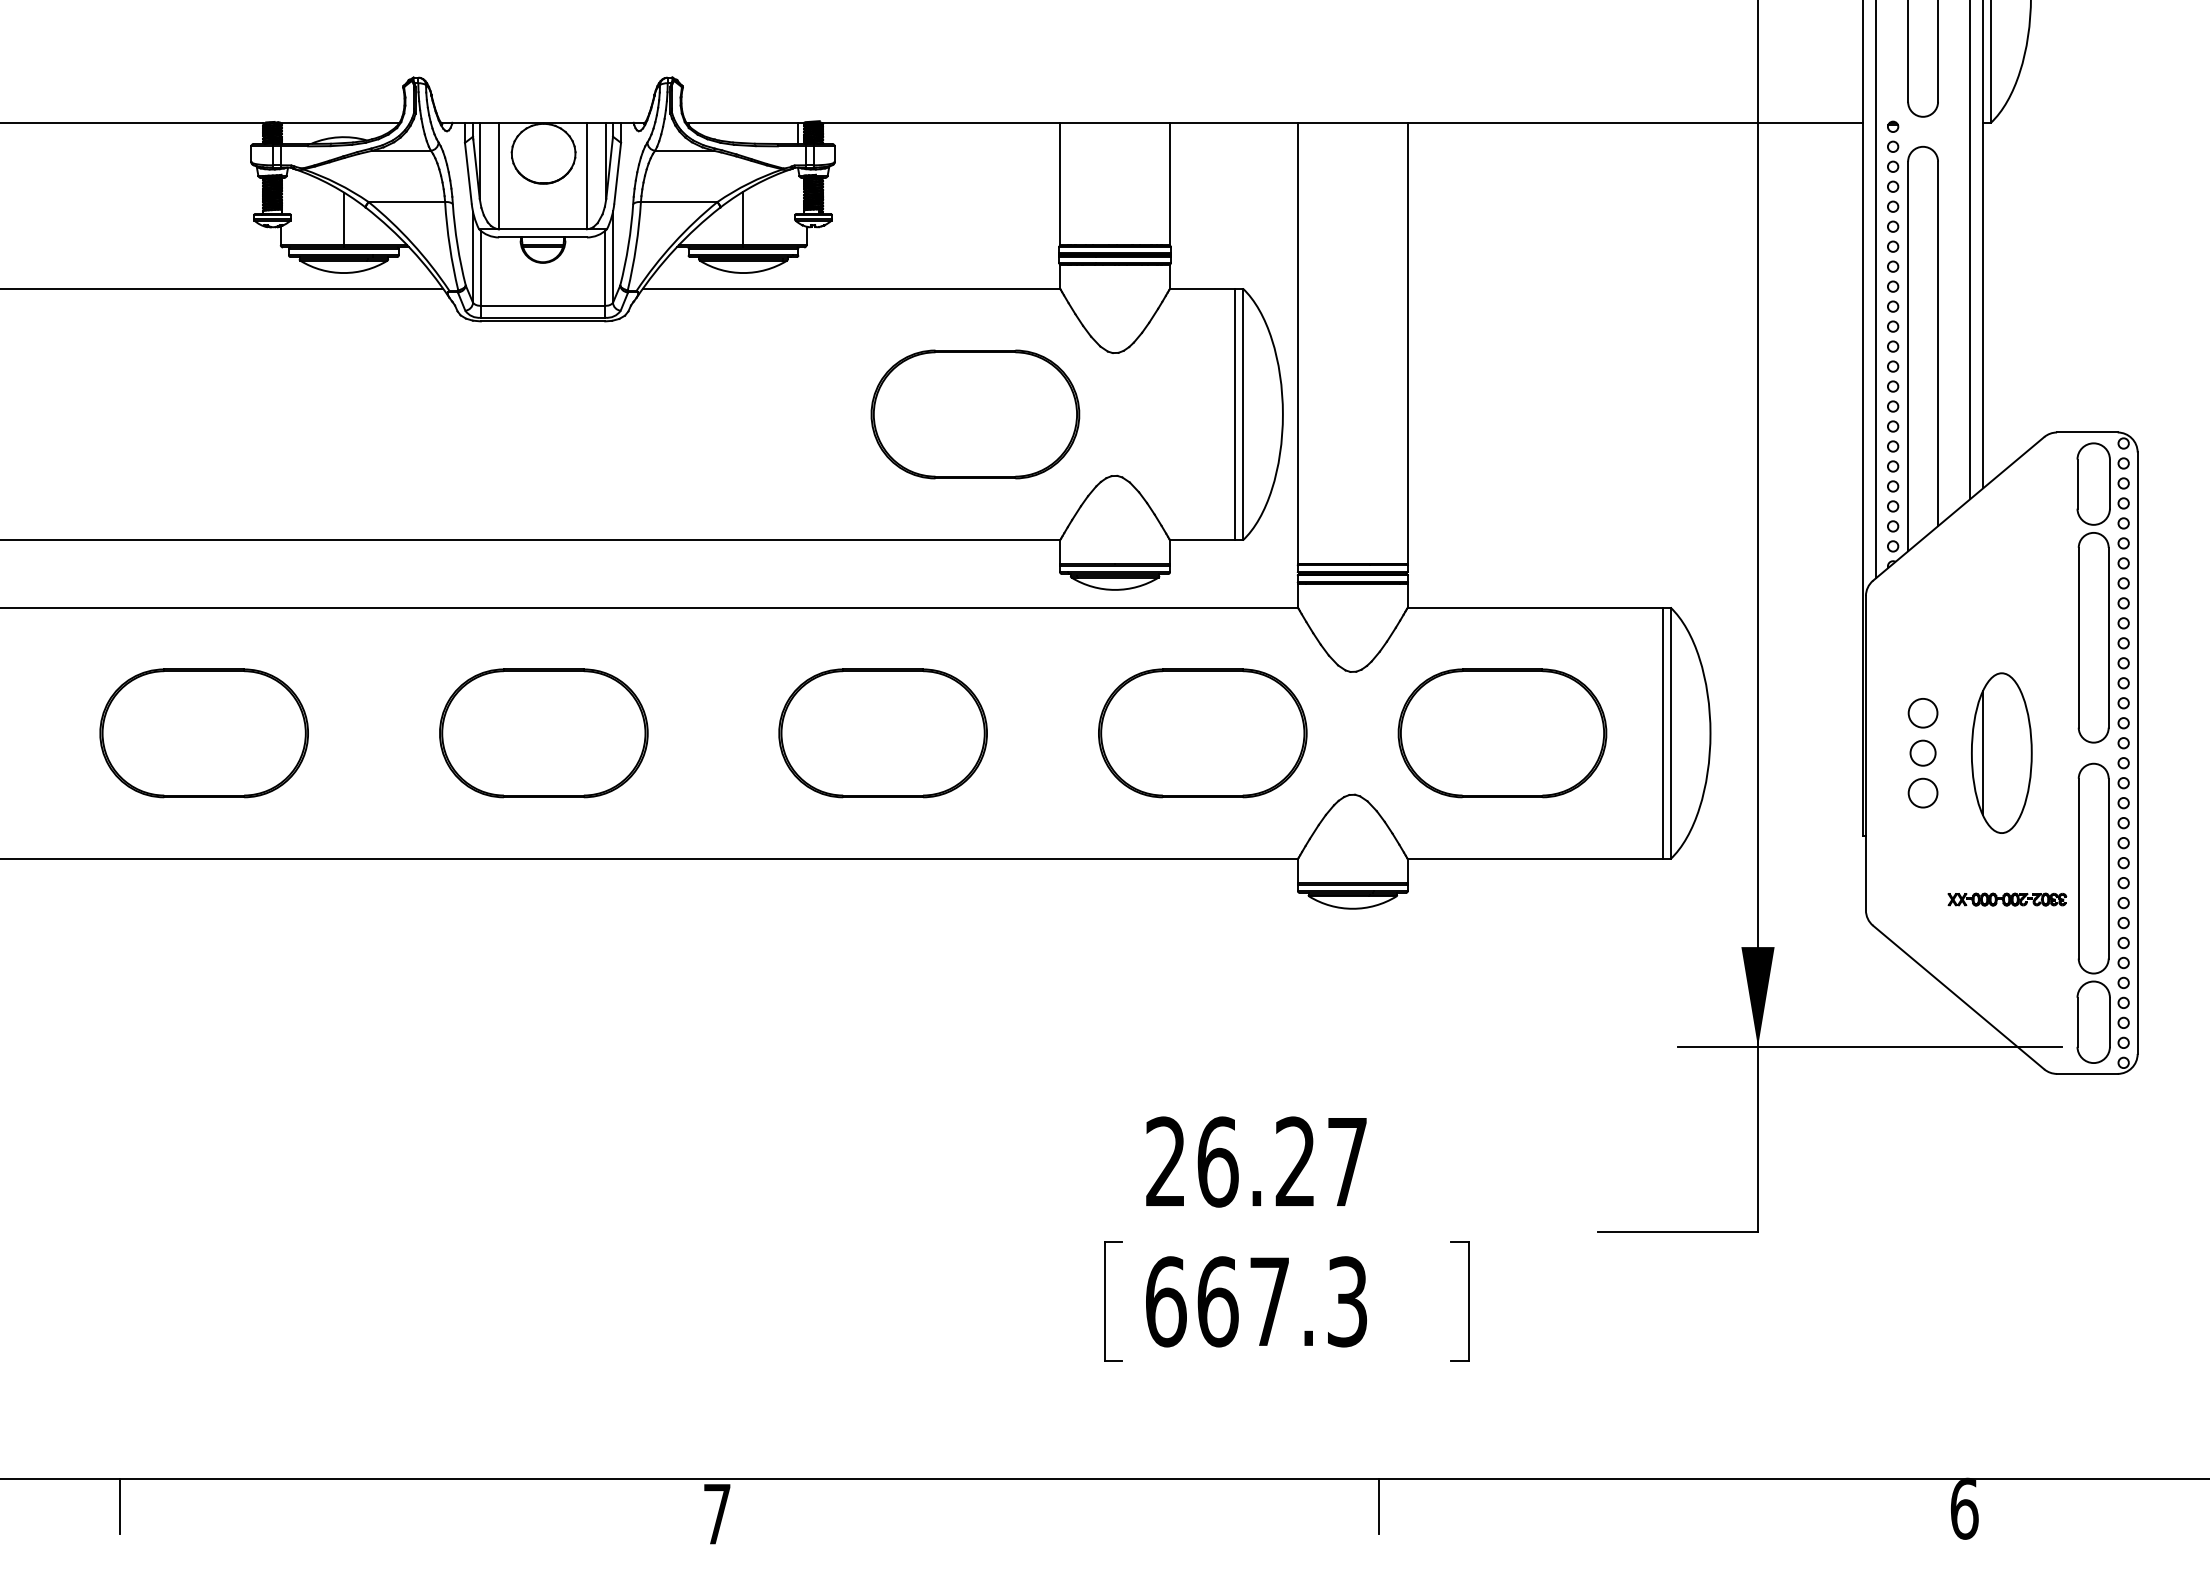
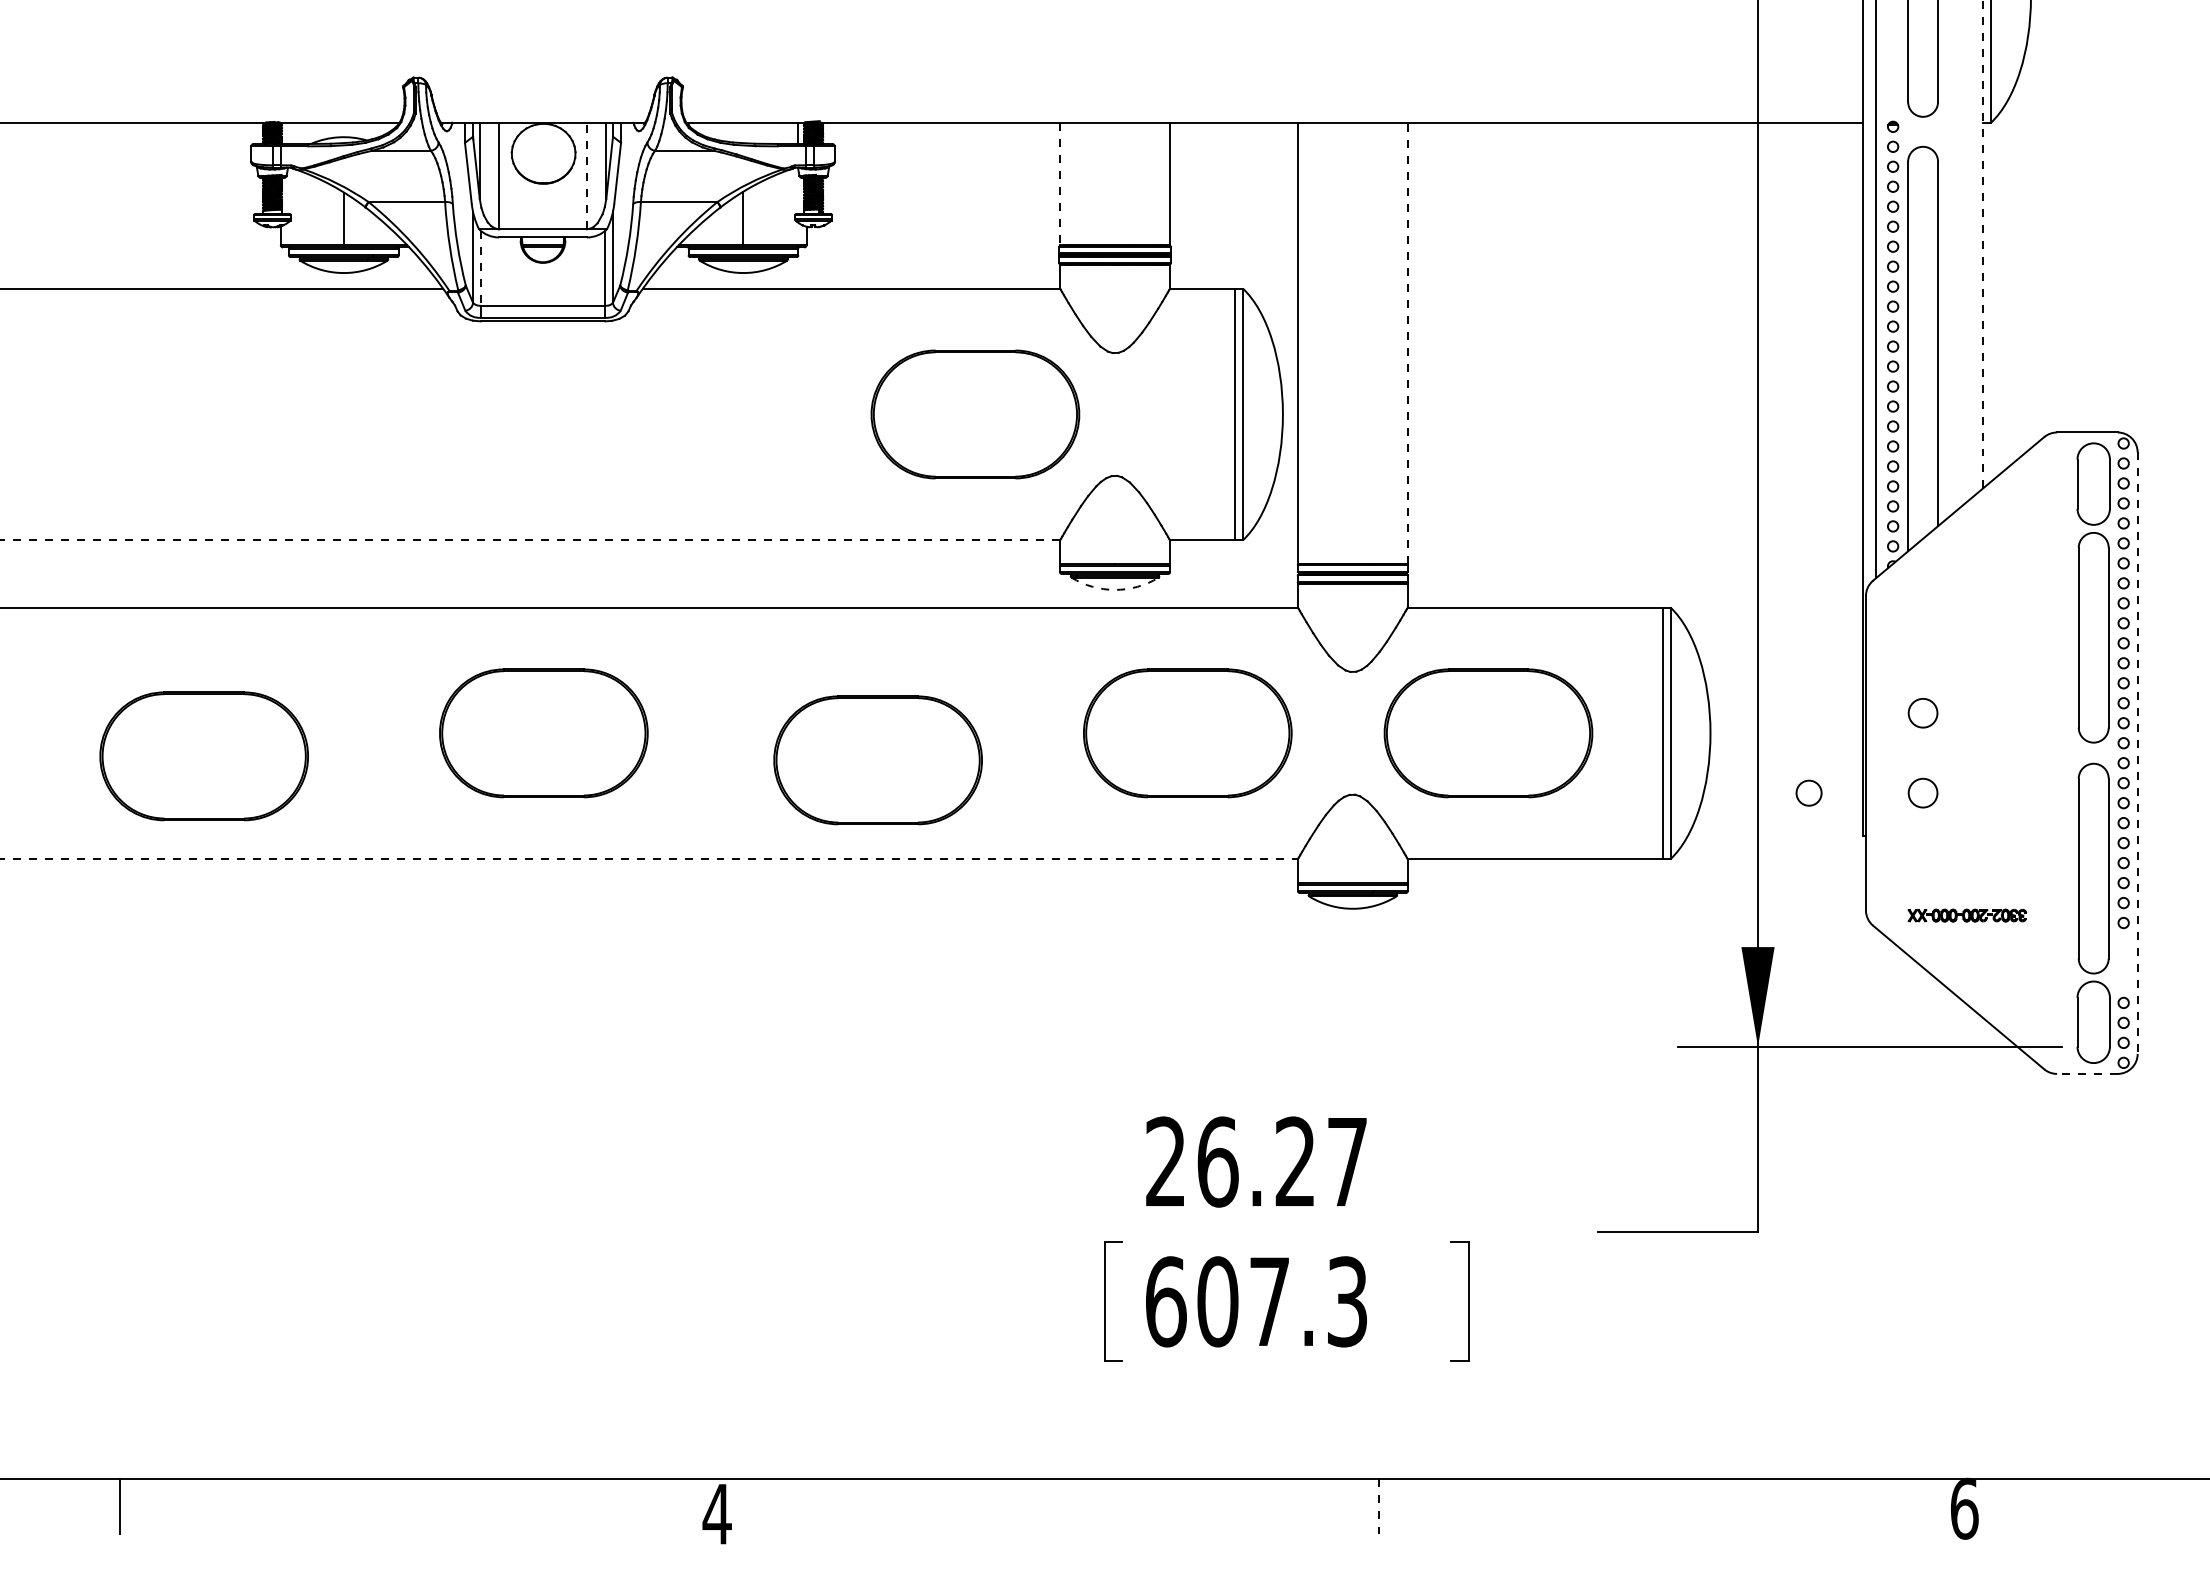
line: solid -> dashed (586, 175)
line: solid -> dashed (1060, 184)
line: solid -> dashed (1983, 244)
line: present -> none (1969, 250)
line: solid -> dashed (480, 268)
line: solid -> dashed (1407, 343)
line: solid -> dashed (530, 540)
arc: solid -> dashed (1115, 589)
part position: (203, 733) -> (203, 756) (203, 756)
part position: (882, 733) -> (877, 760) (877, 760)
part position: (1202, 733) -> (1187, 733) (1187, 733)
part position: (1502, 733) -> (1488, 733) (1488, 733)
circle position: (1922, 752) -> (1808, 792) (1808, 792)
part: present -> none (2001, 752)
line: solid -> dashed (2137, 753)
line: solid -> dashed (649, 859)
part position: (2007, 899) -> (1967, 915) (1967, 915)
part: present -> none (2123, 962)
line: solid -> dashed (2086, 1073)
text: 667.3 -> 607.3 (1217, 1301)
line: solid -> dashed (1378, 1506)
text: 7 -> 4 (716, 1514)
